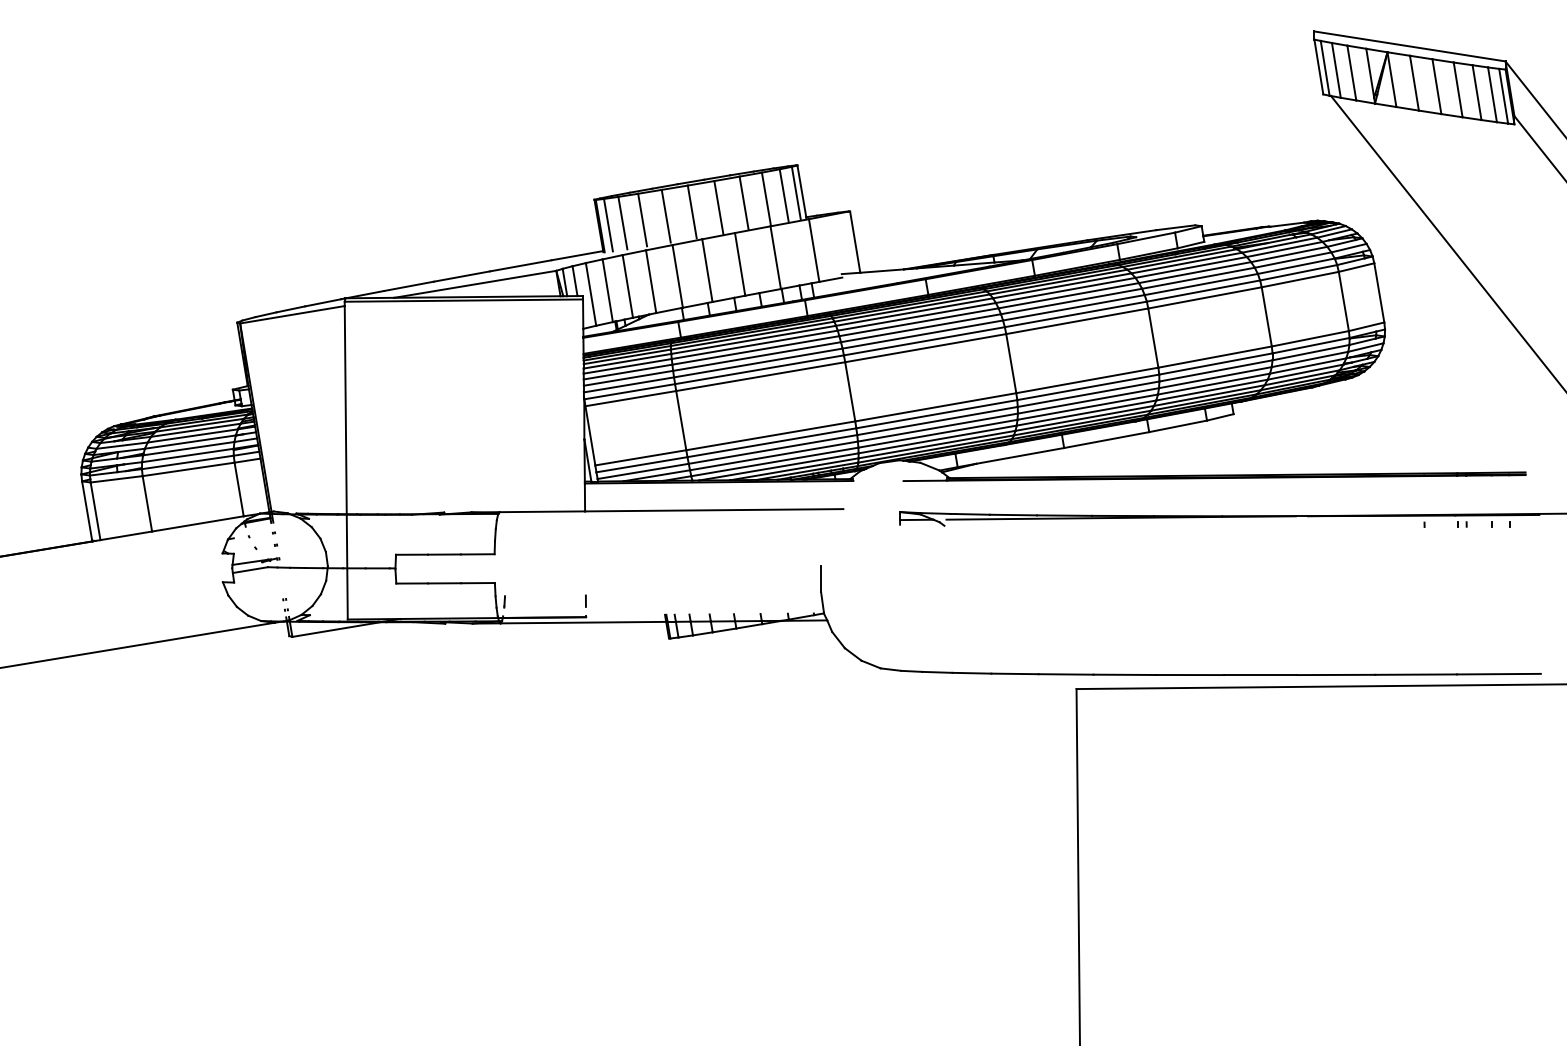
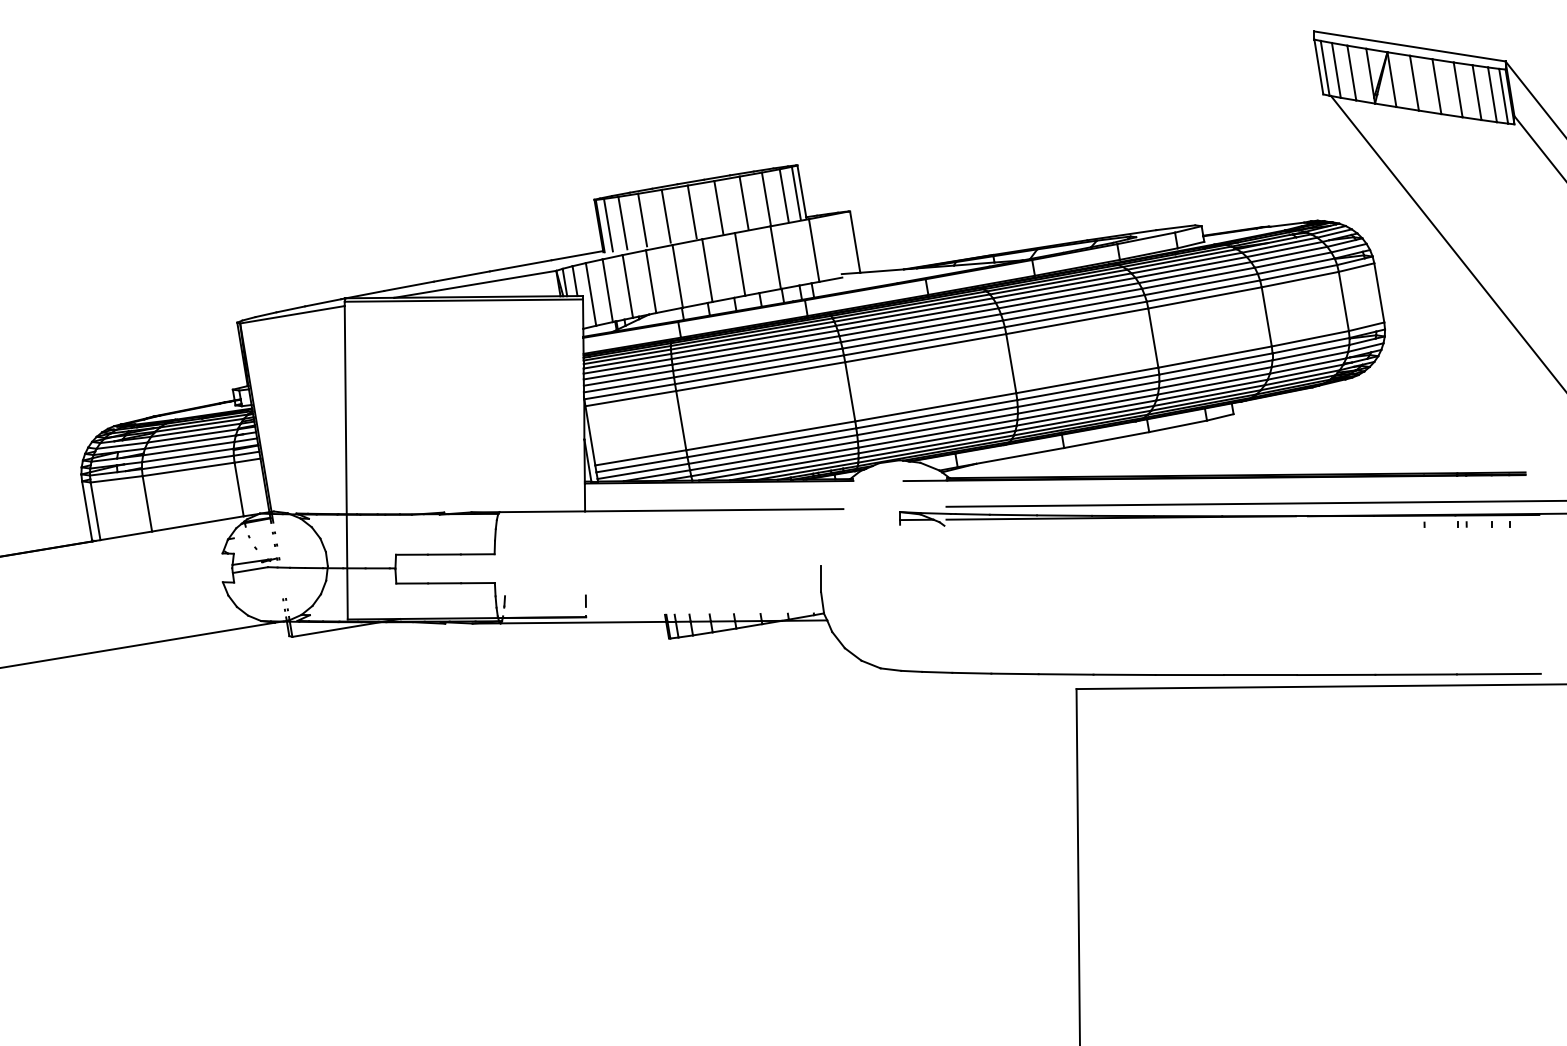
line: none -> present (1254, 503)
